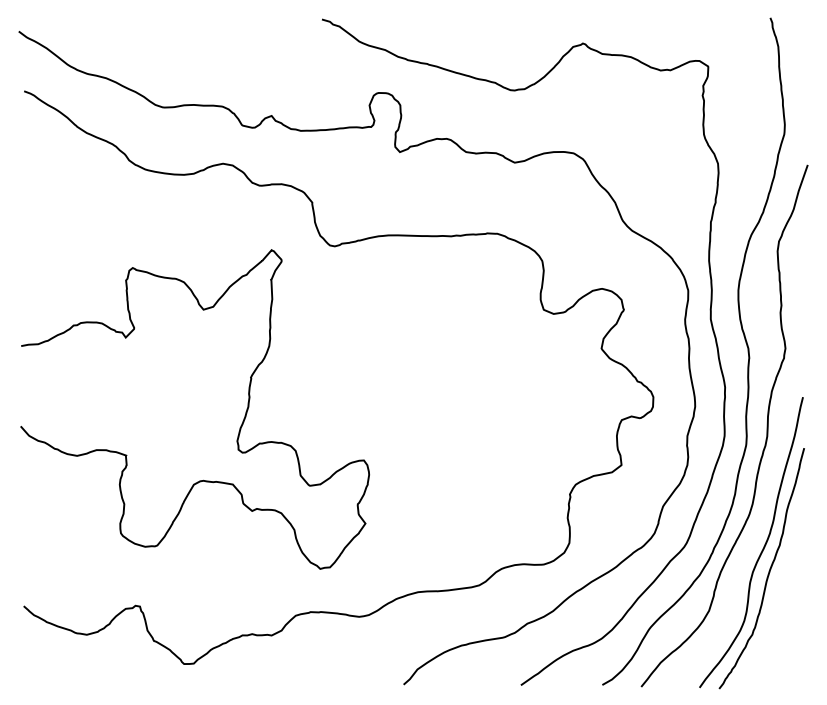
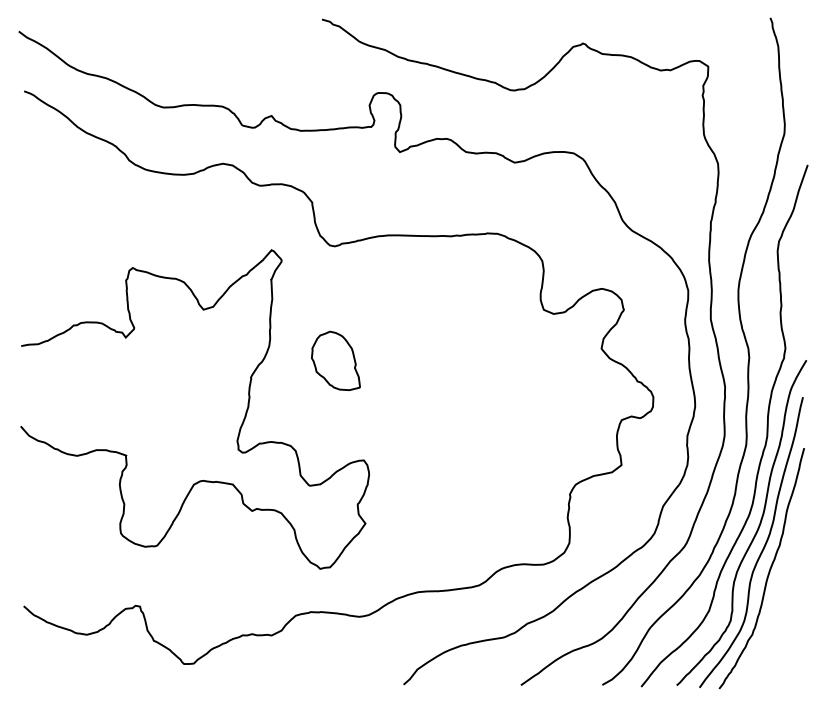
part: none -> present (335, 360)
curve: none -> present (757, 527)
